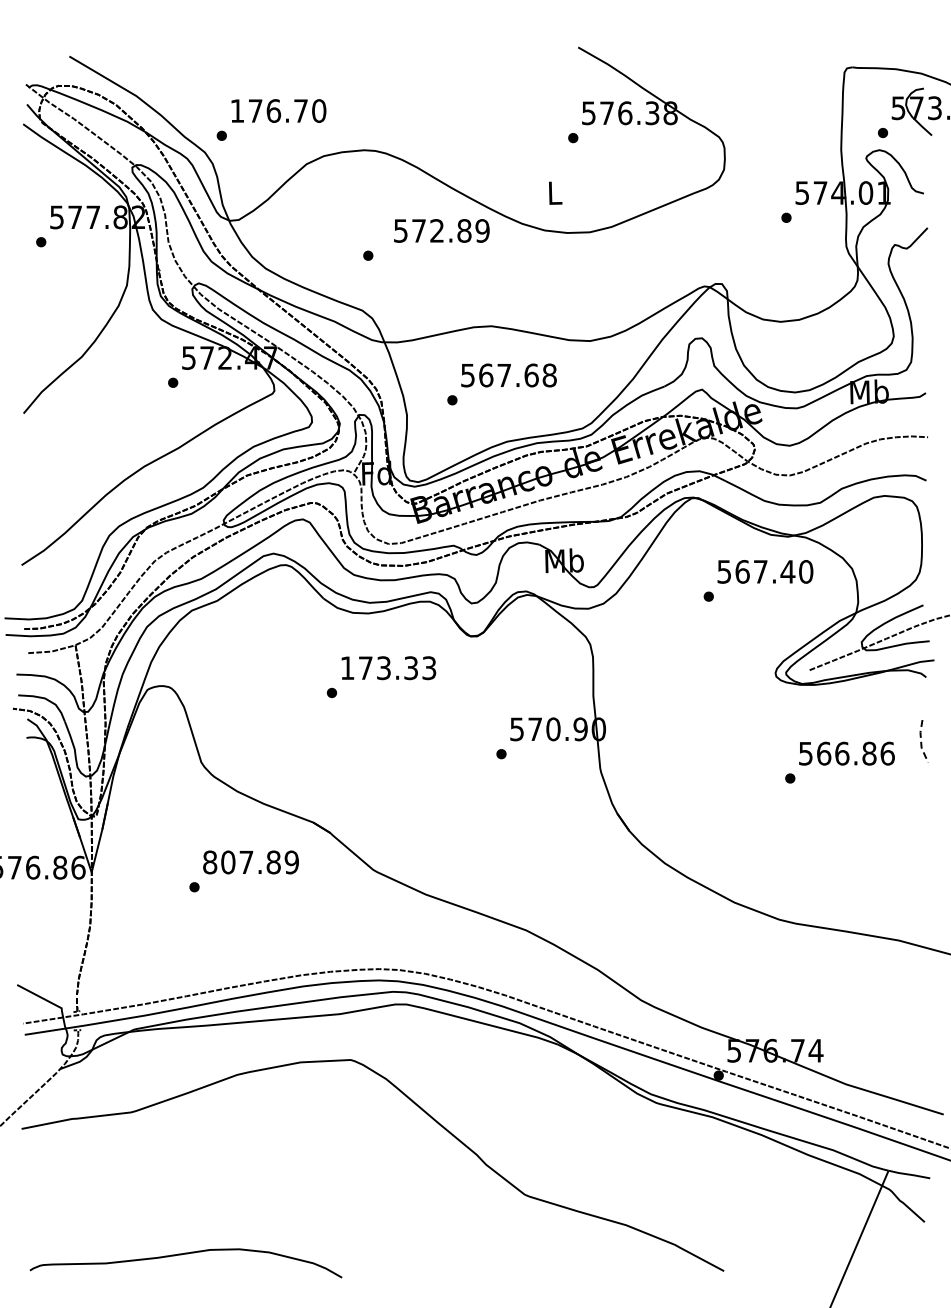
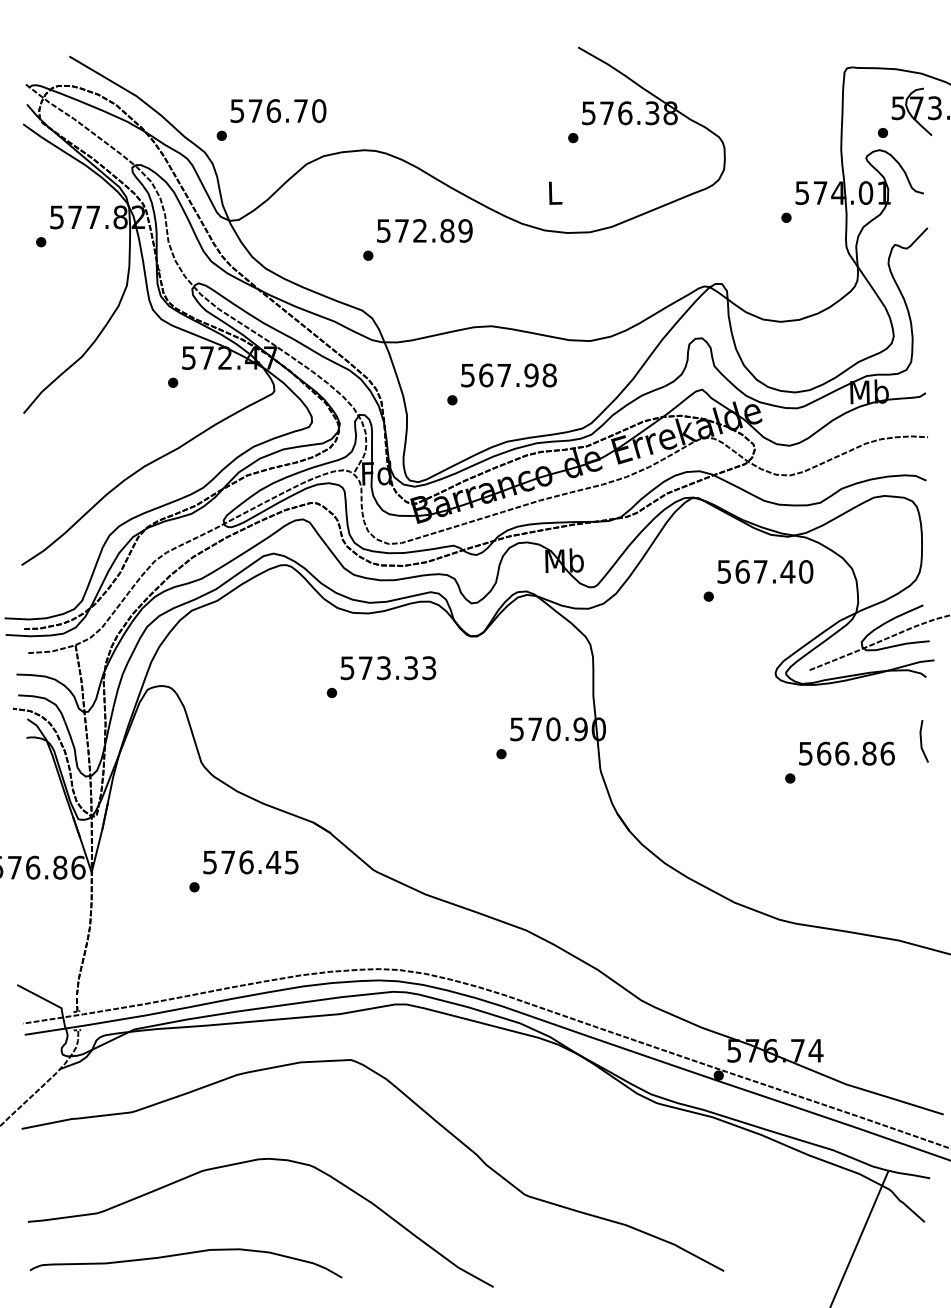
text: 176.70 -> 576.70 (237, 110)
text position: (441, 230) -> (424, 230) (424, 230)
text: 567.68 -> 567.98 (531, 375)
text: 173.33 -> 573.33 (347, 668)
line: dashed -> solid (921, 742)
text: 807.89 -> 576.45 (250, 862)
curve: none -> present (249, 1162)
